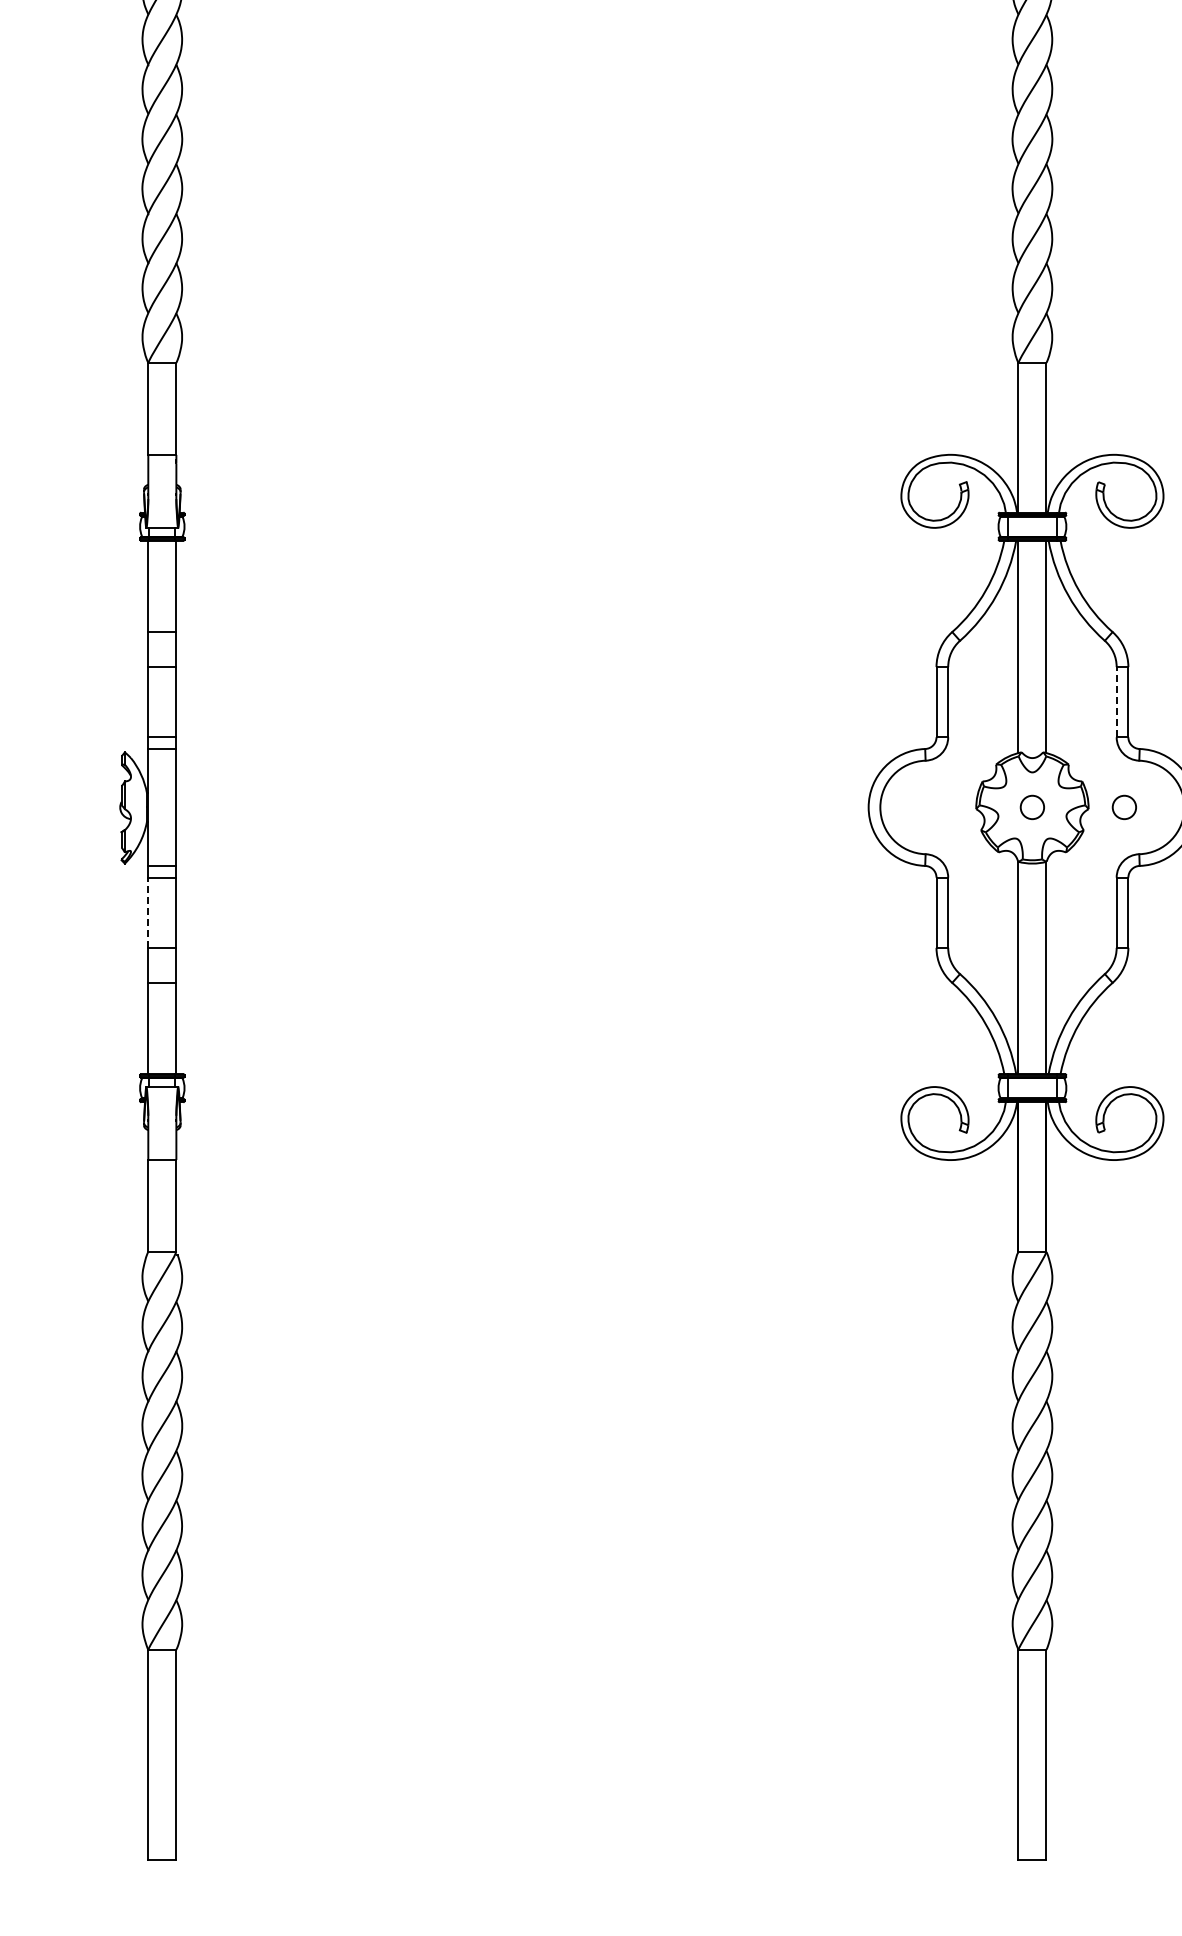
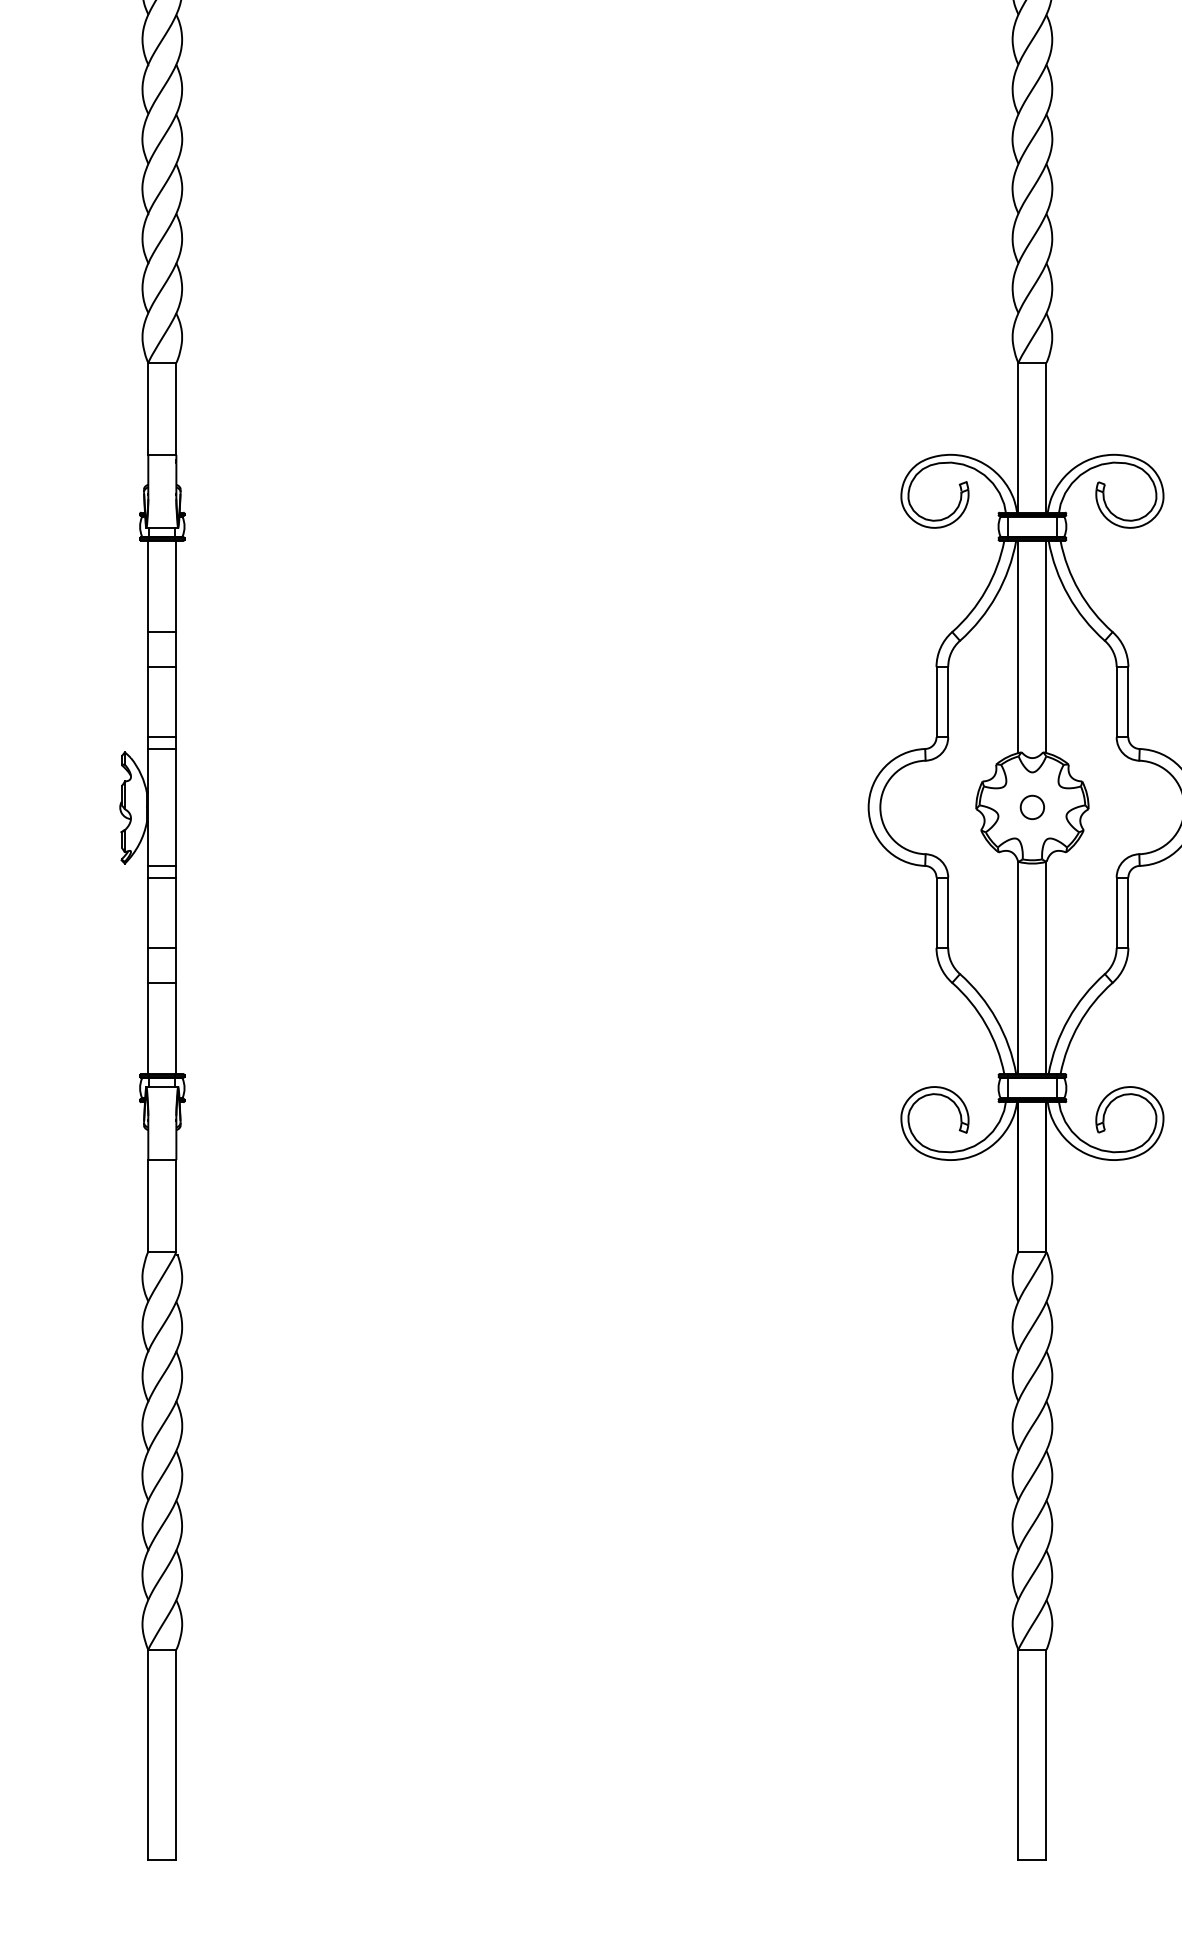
line: dashed -> solid (1116, 701)
circle: present -> none (1123, 807)
line: dashed -> solid (148, 912)
